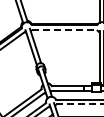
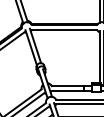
line: dashed -> solid (64, 29)
line: dashed -> solid (80, 104)
